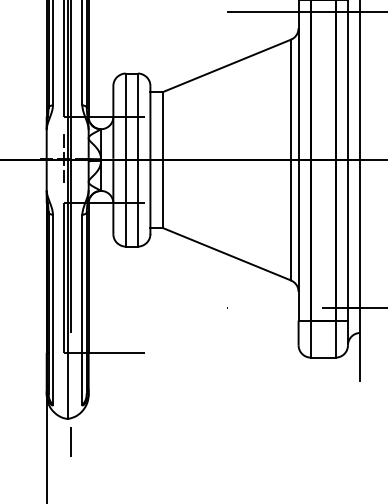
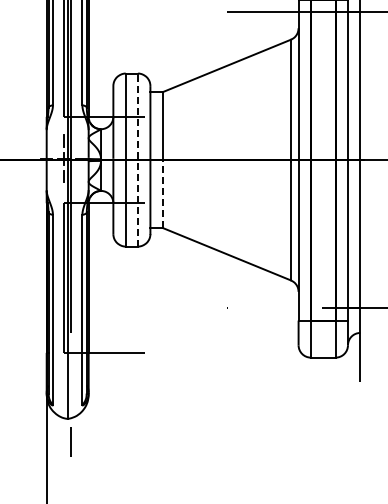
line: solid -> dashed (138, 159)
line: solid -> dashed (162, 194)
